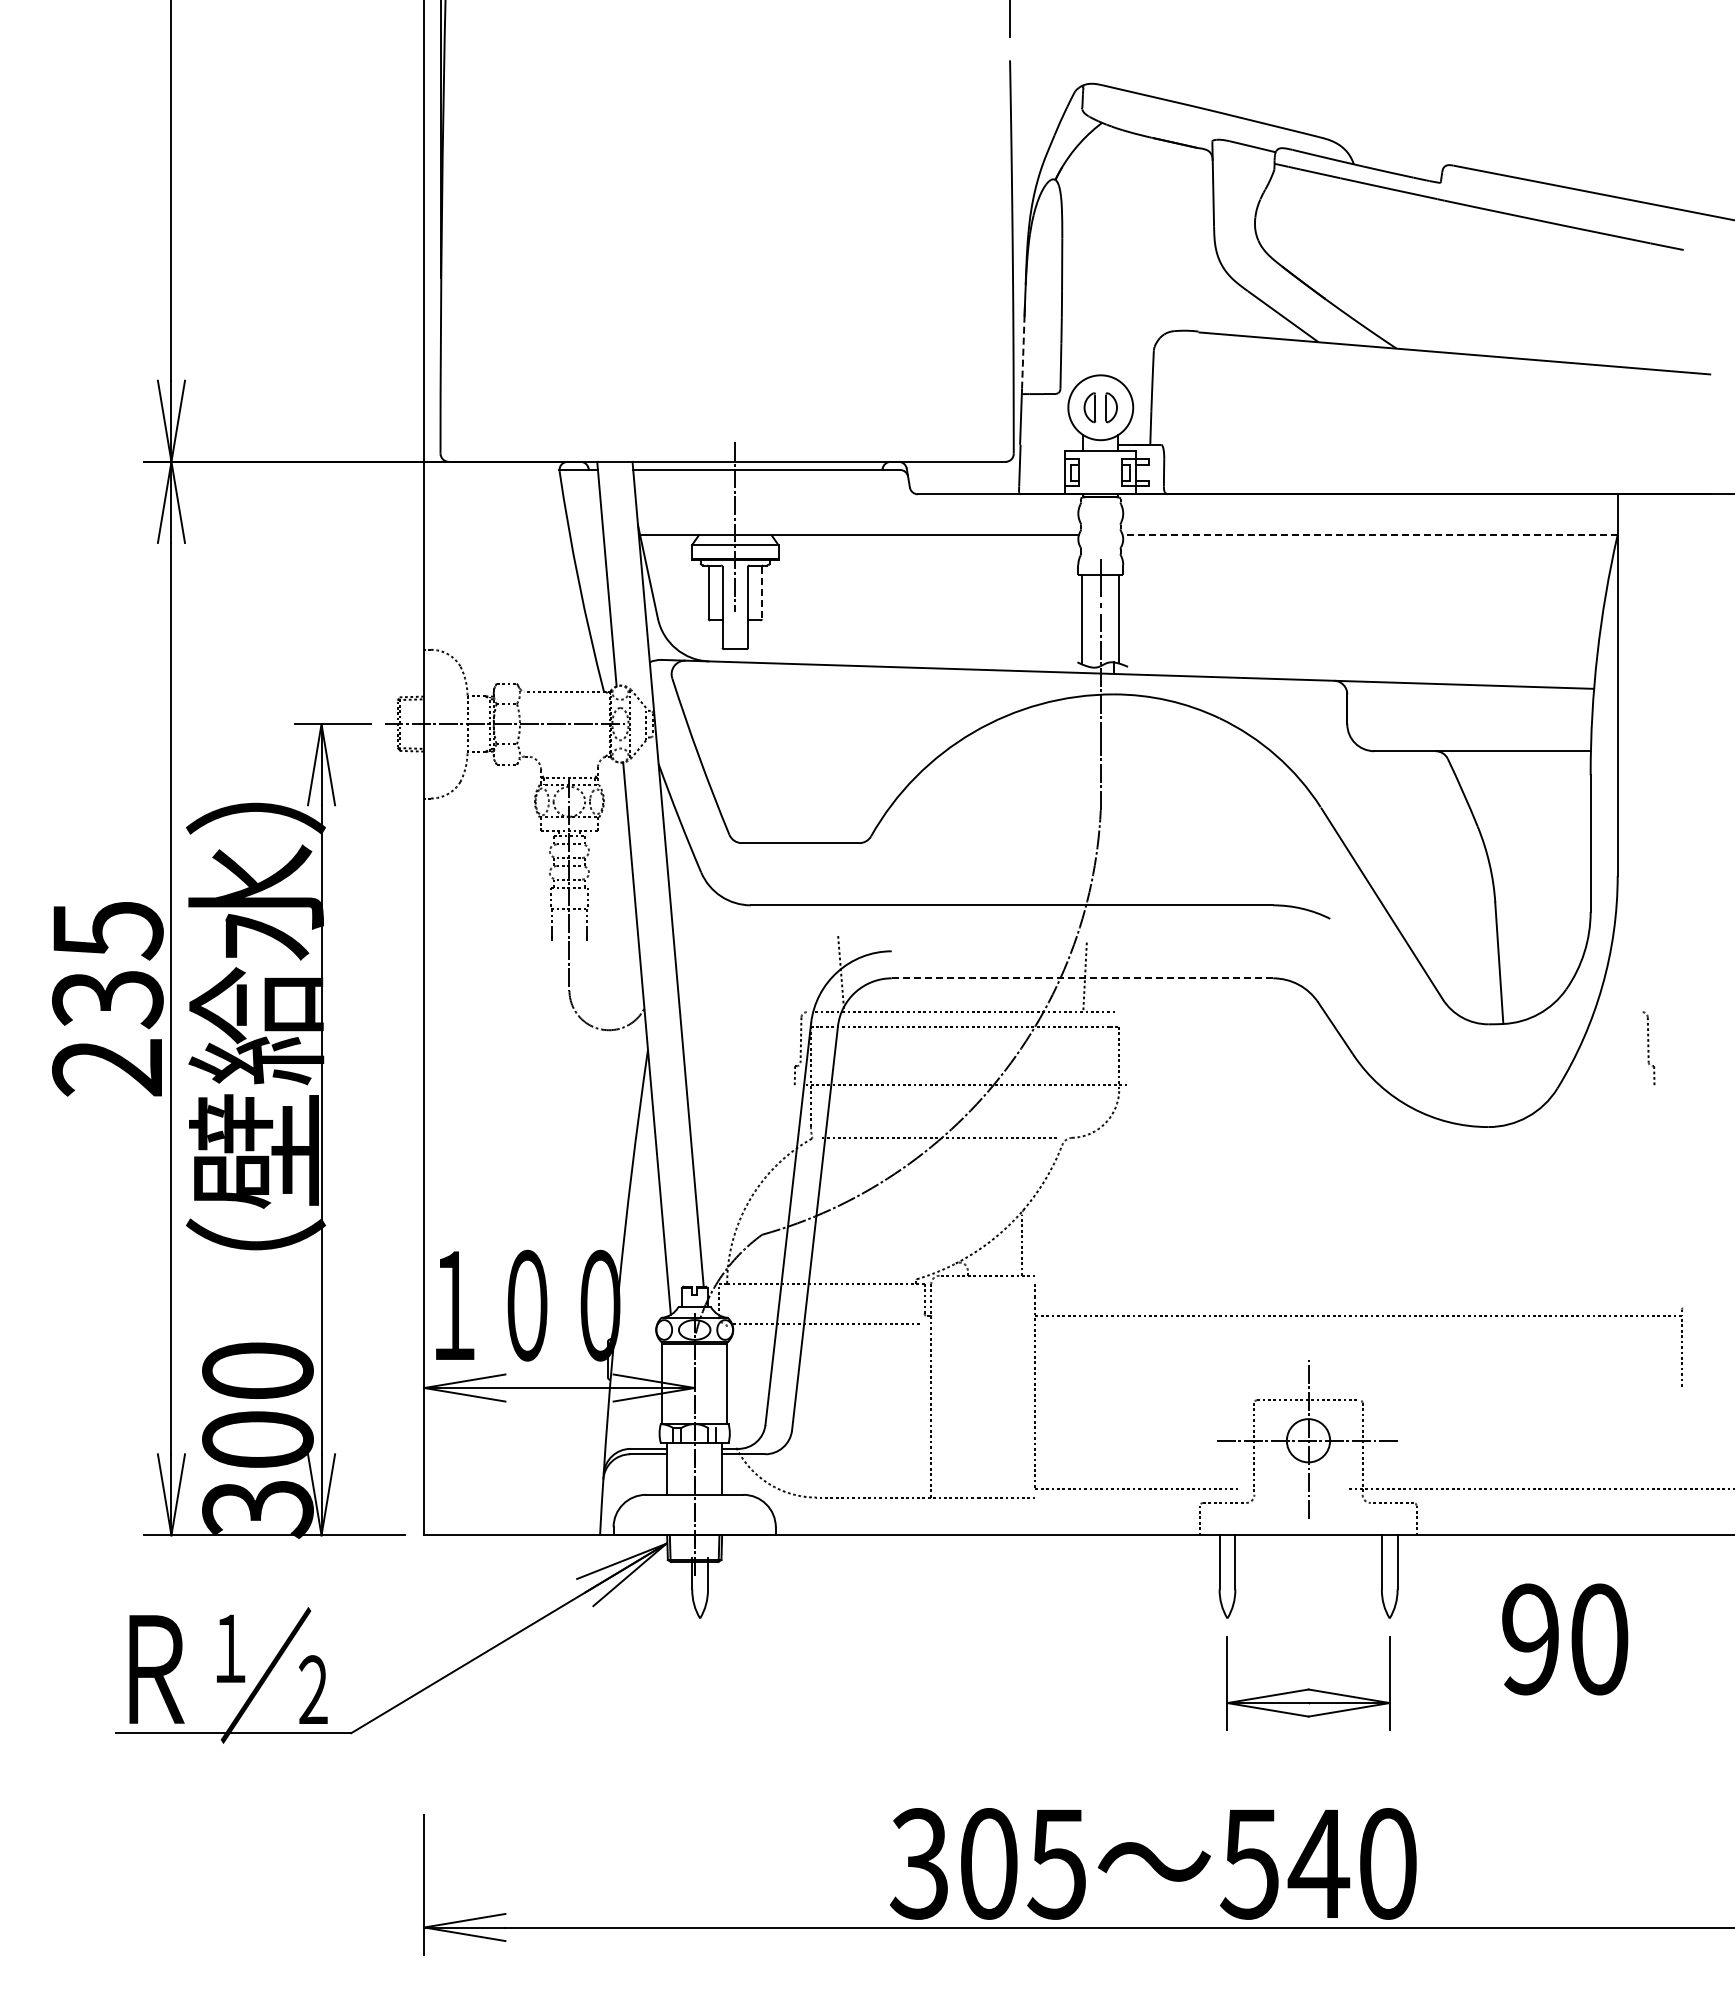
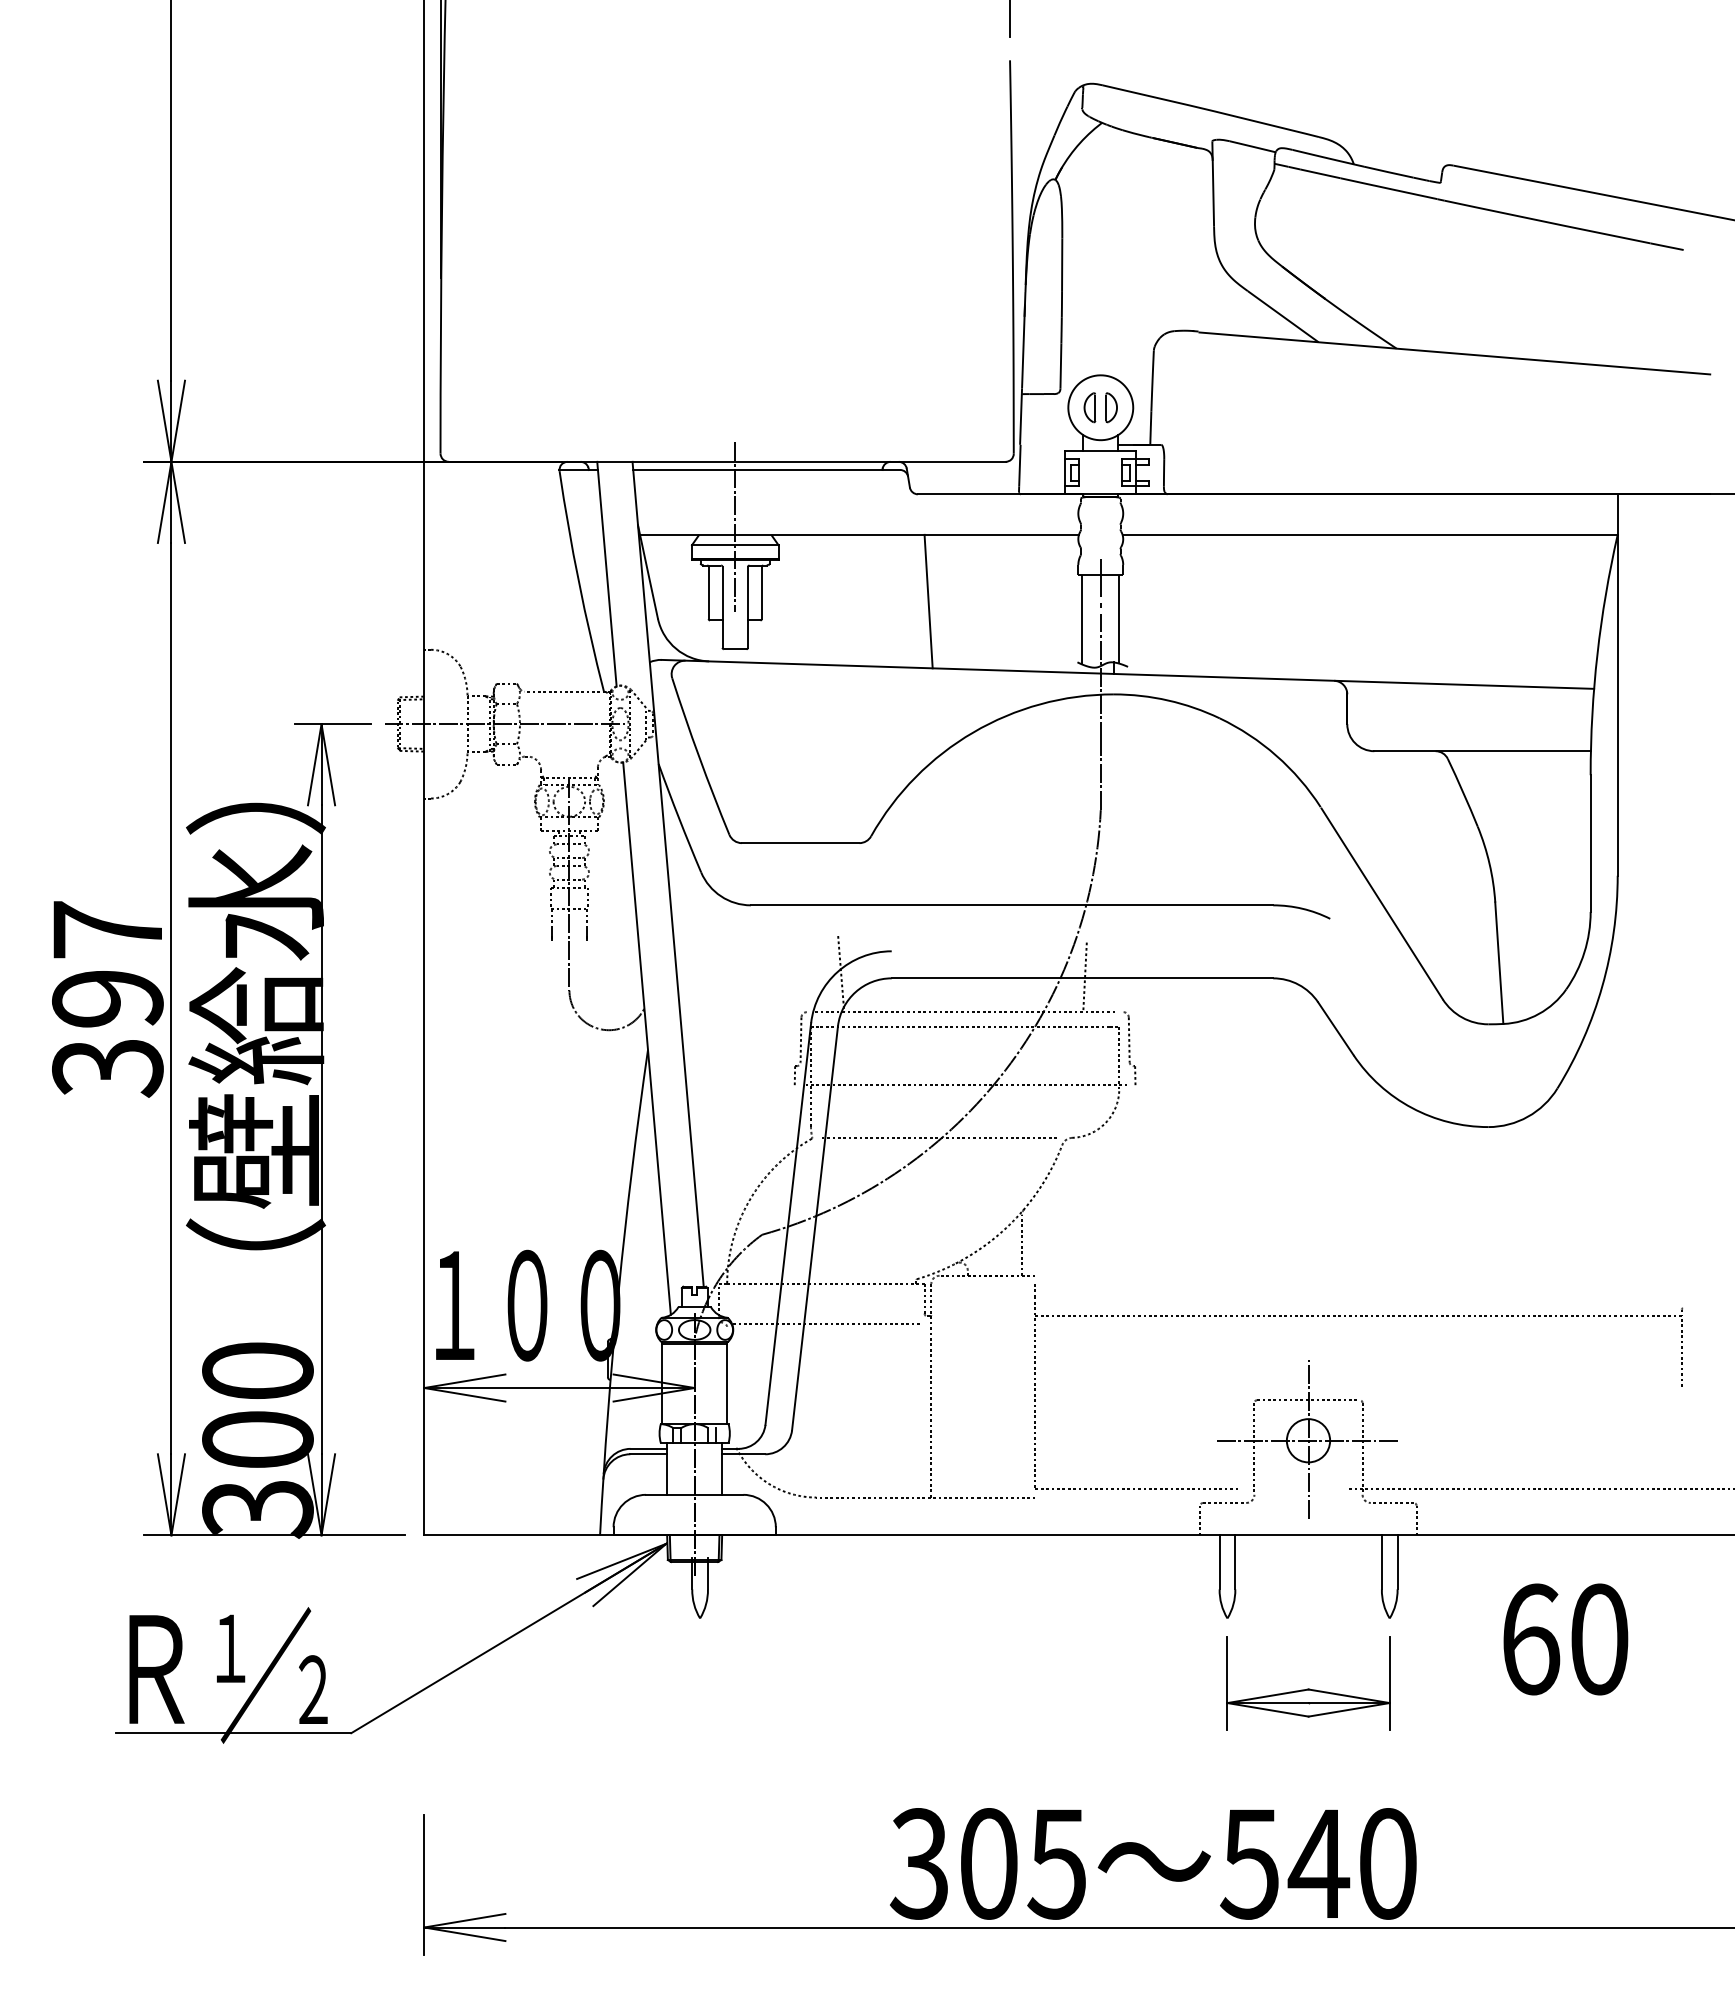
line: dashed -> solid (1023, 352)
line: dashed -> solid (1370, 534)
line: dashed -> solid (761, 593)
line: none -> present (928, 601)
line: dashed -> solid (1082, 978)
text: 235 -> 397 (107, 999)
part position: (1648, 1048) -> (1129, 1048) (1129, 1048)
text: 90 -> 60 (1531, 1639)
